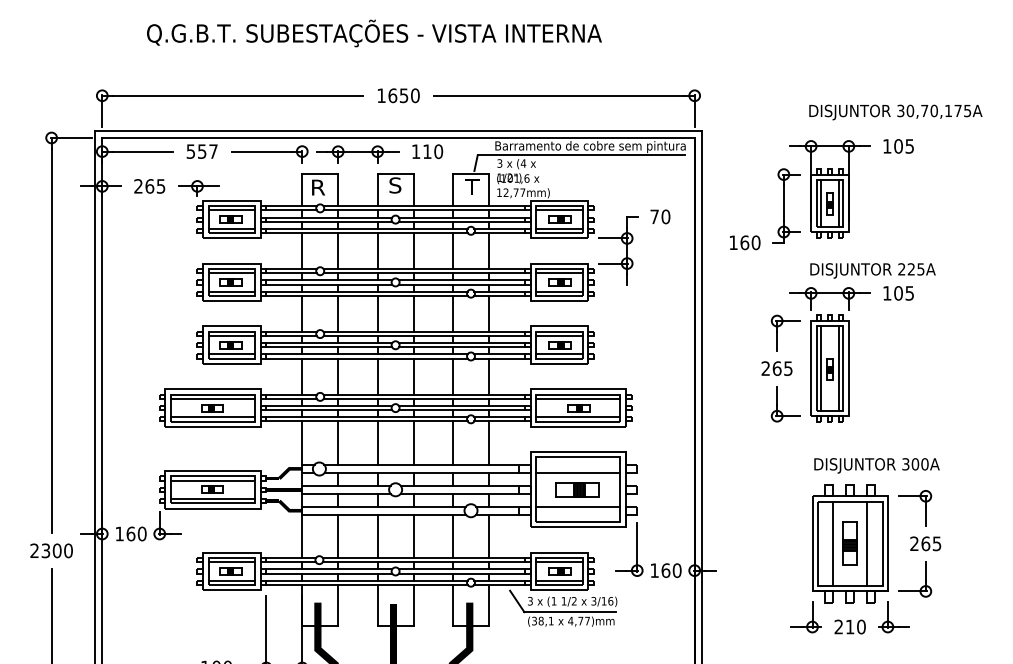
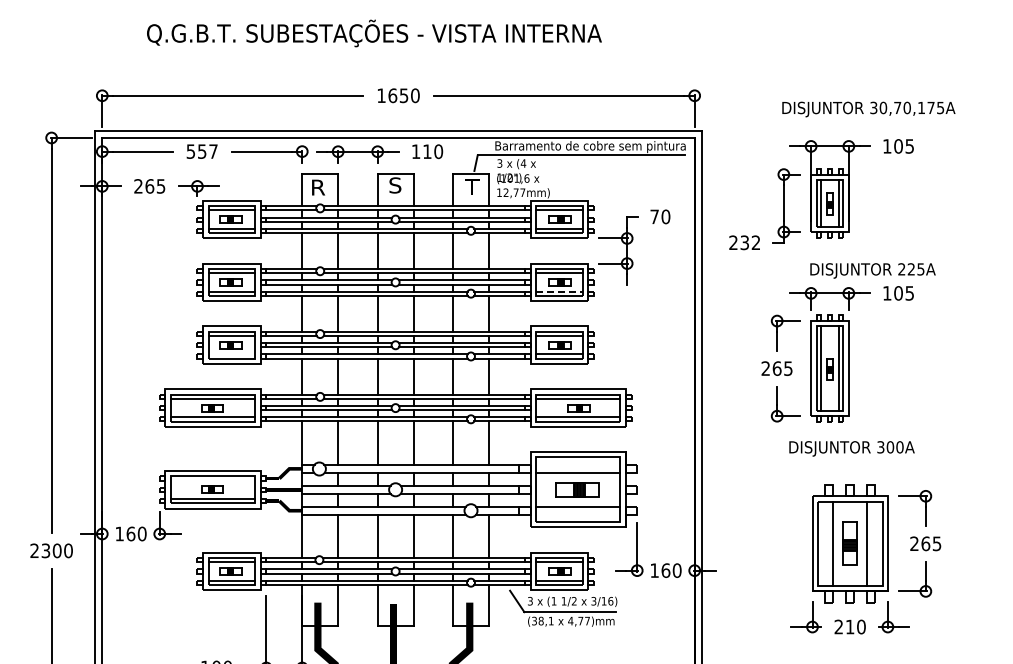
text position: (895, 112) -> (868, 109) (868, 109)
text: 160 -> 232 (744, 242)
line: solid -> dashed (559, 291)
line: present -> none (231, 354)
text position: (876, 465) -> (851, 448) (851, 448)
line: present -> none (212, 480)
